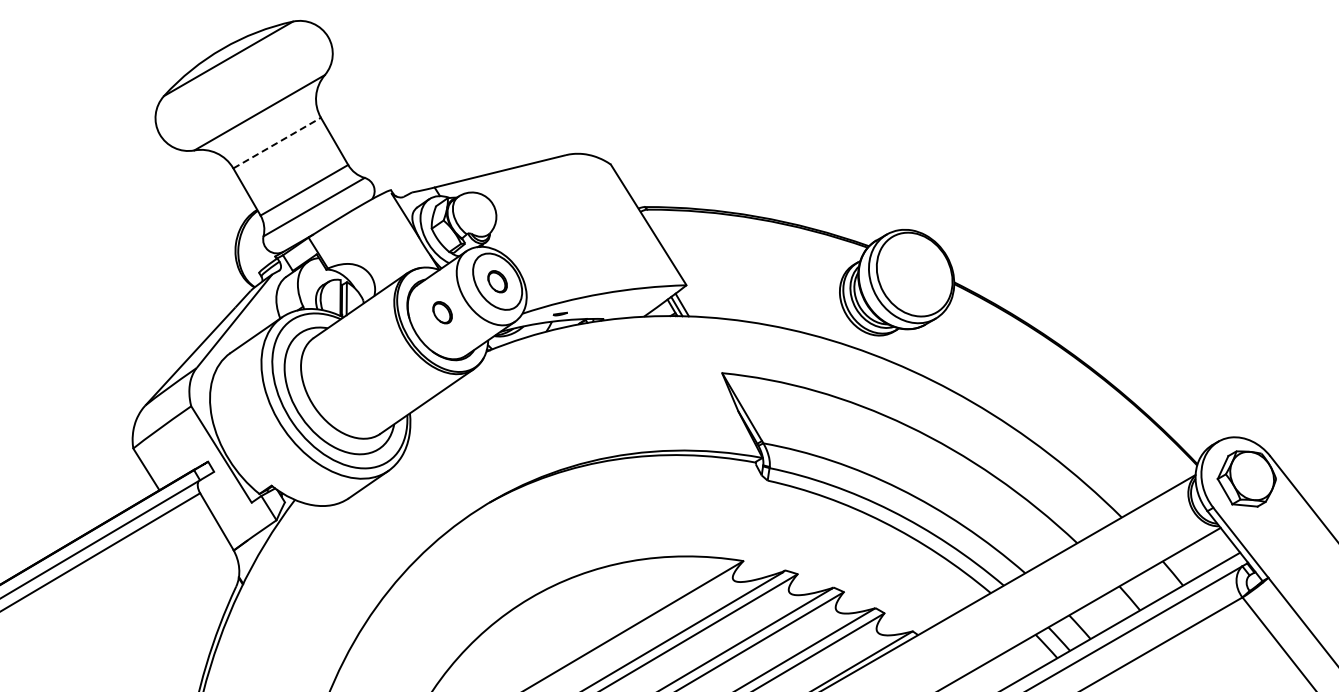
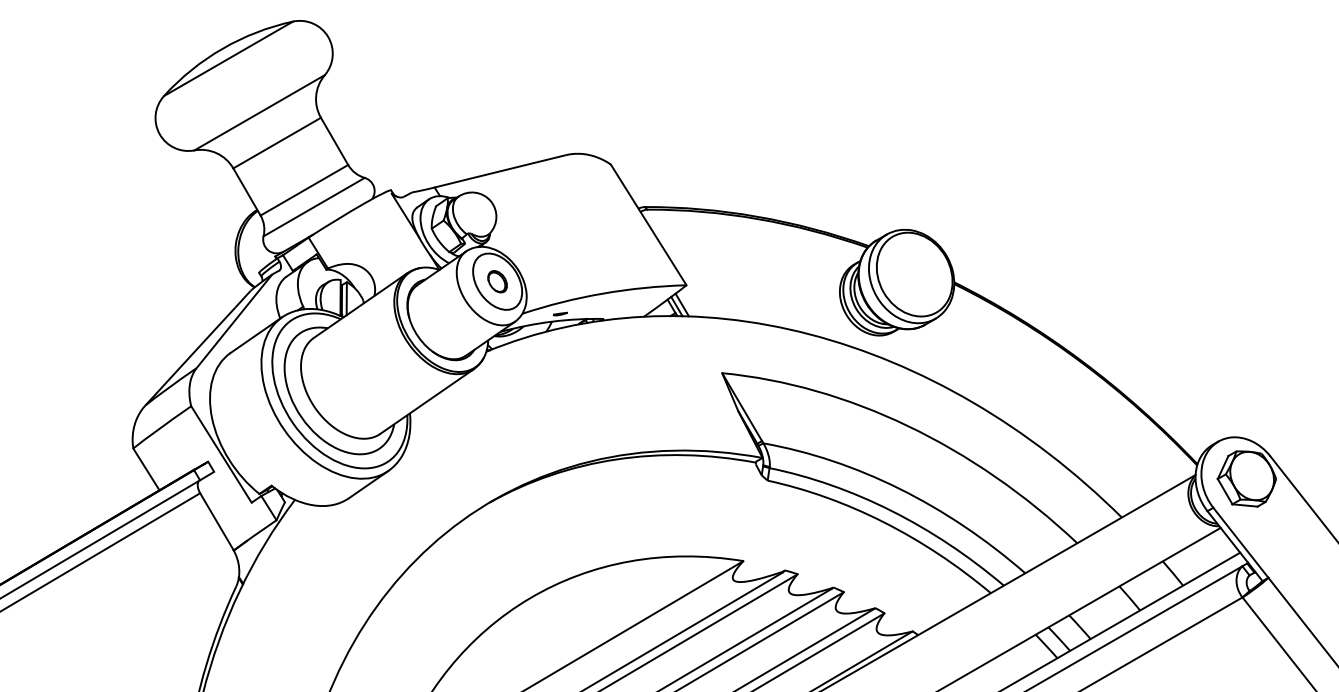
line: dashed -> solid (277, 143)
part: present -> none (442, 312)
